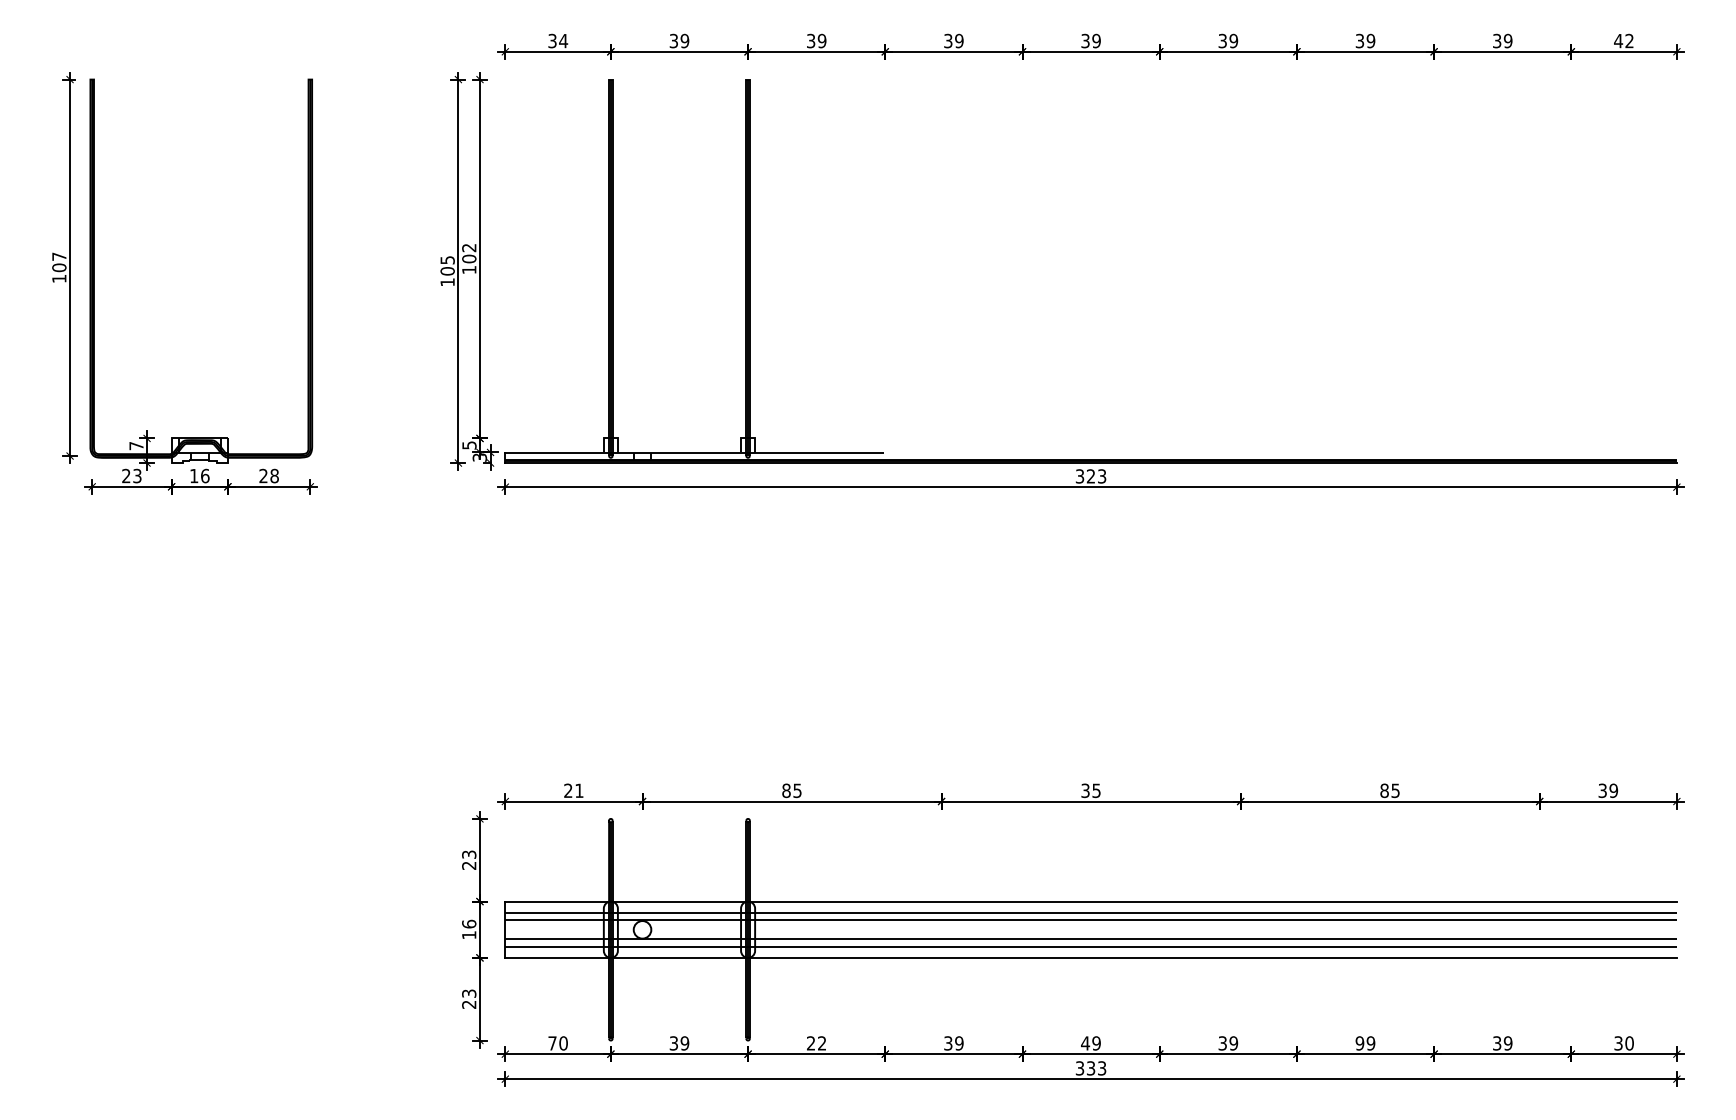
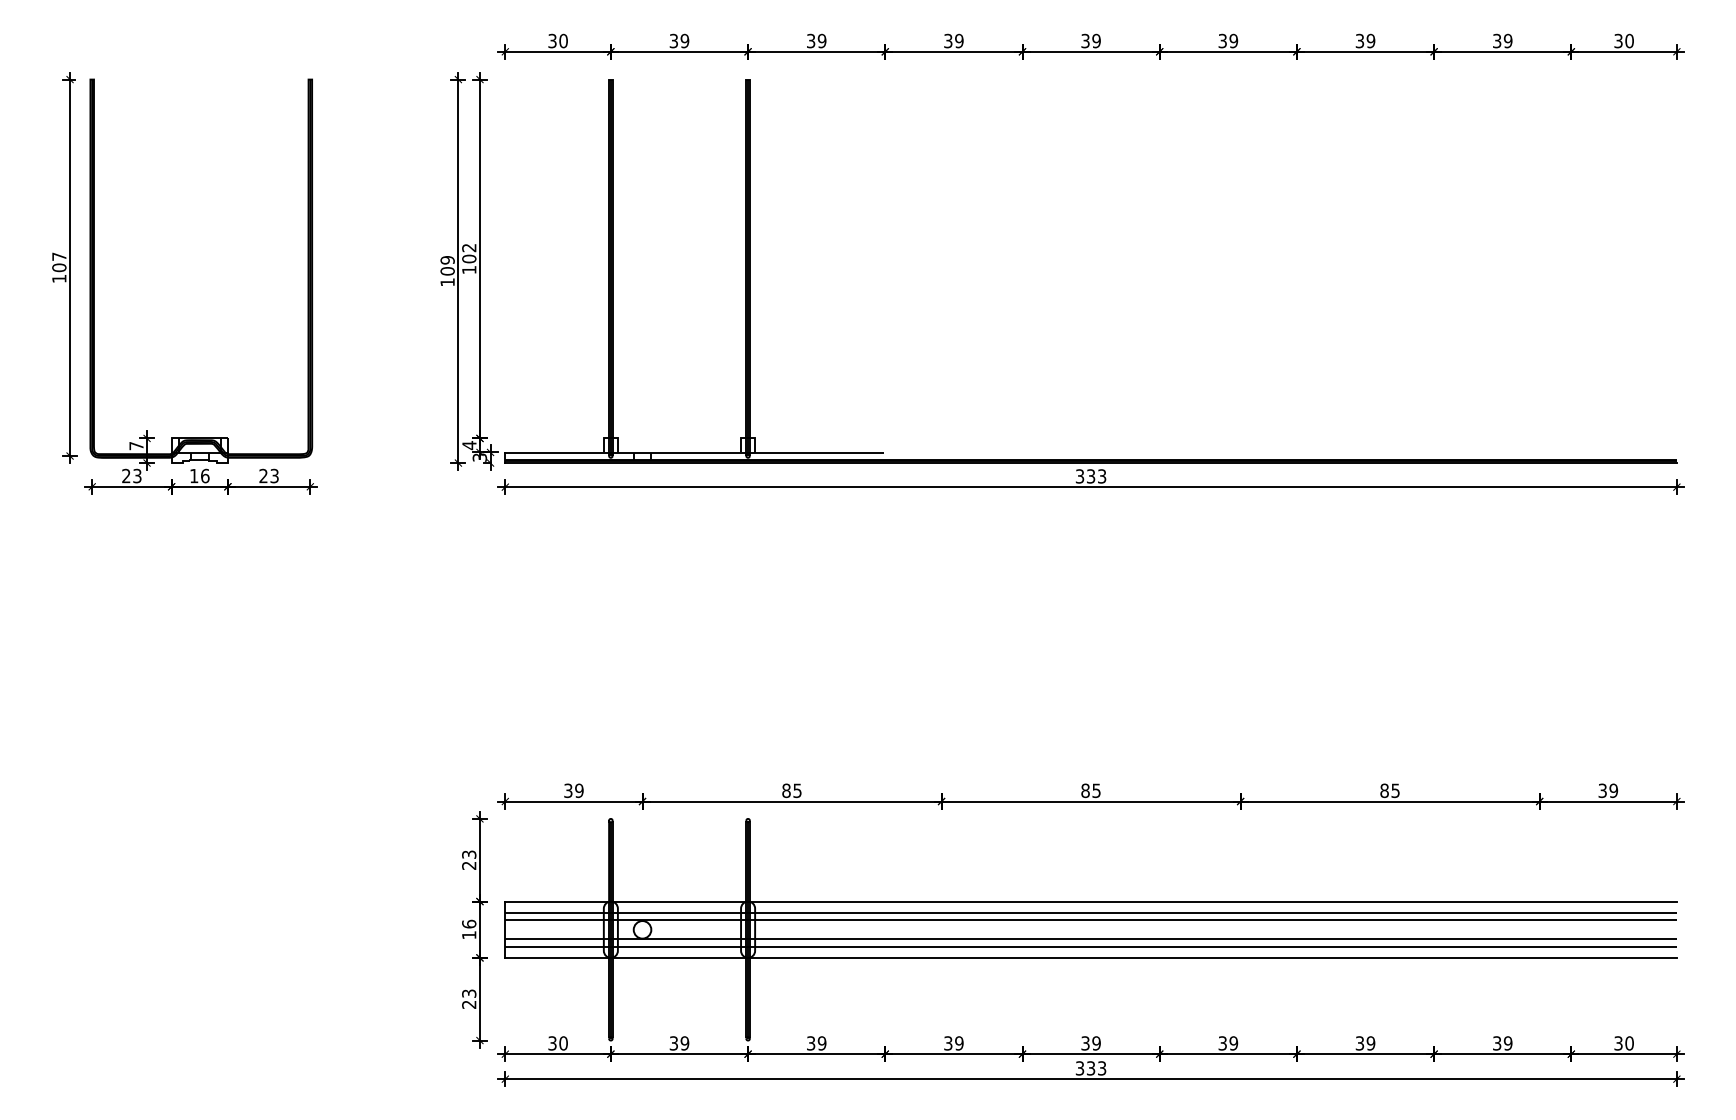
text: 34 -> 30 (563, 40)
text: 42 -> 30 (1623, 40)
text: 105 -> 109 (447, 260)
text: 5 -> 4 (469, 445)
text: 28 -> 23 (274, 476)
text: 323 -> 333 (1091, 476)
text: 21 -> 39 (573, 790)
text: 35 -> 85 (1085, 790)
text: 70 -> 30 (552, 1043)
text: 22 -> 39 (816, 1043)
text: 49 -> 39 (1085, 1043)
text: 99 -> 39 (1359, 1043)
